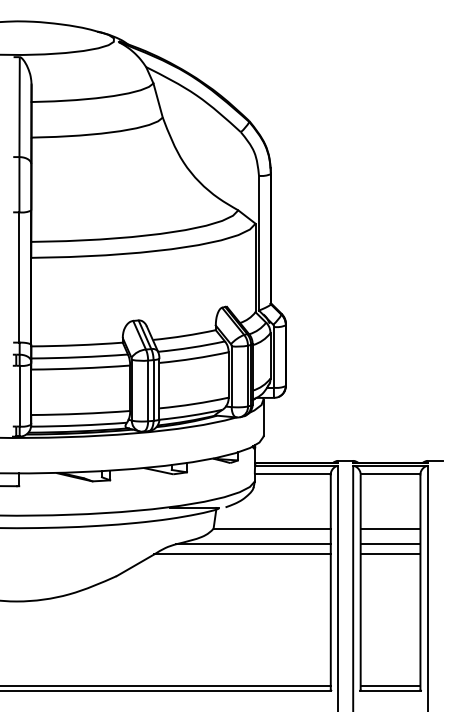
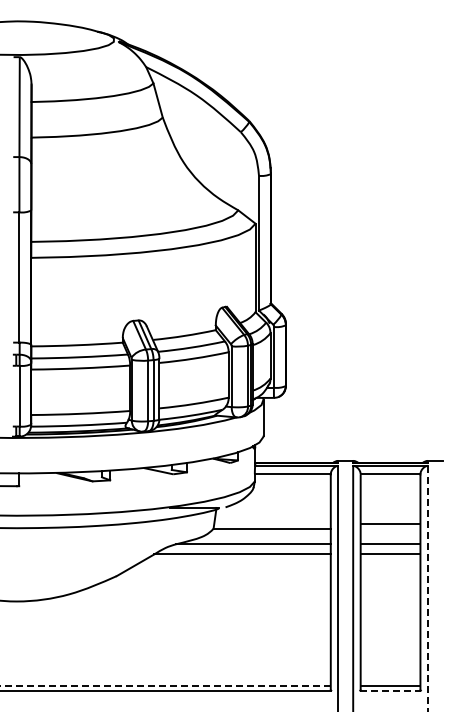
line position: (390, 528) -> (390, 523) (390, 523)
line: solid -> dashed (427, 588)
line: solid -> dashed (165, 686)
line: solid -> dashed (391, 690)
